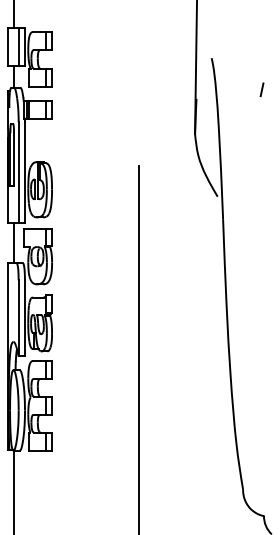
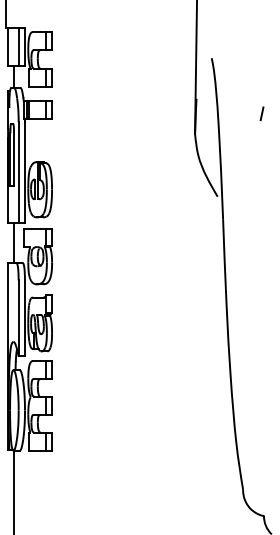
line position: (14, 15) -> (6, 15) (6, 15)
line position: (261, 89) -> (261, 113) (261, 113)
line: present -> none (139, 348)
